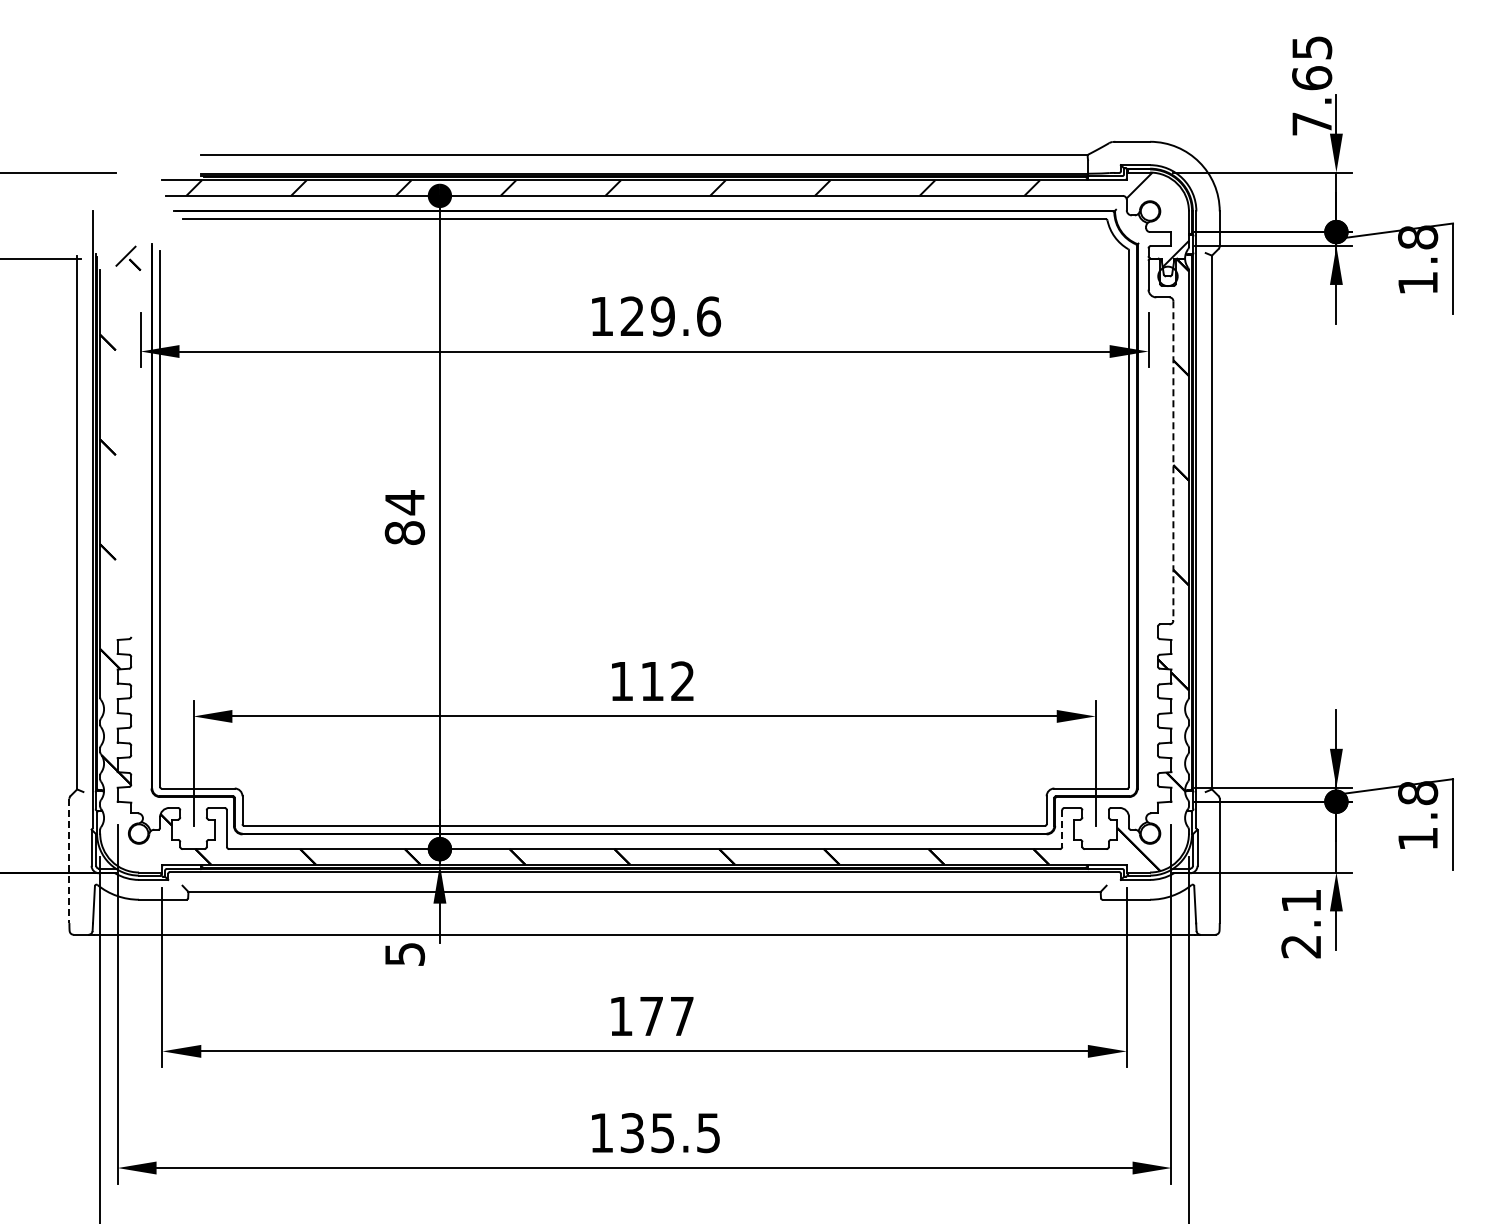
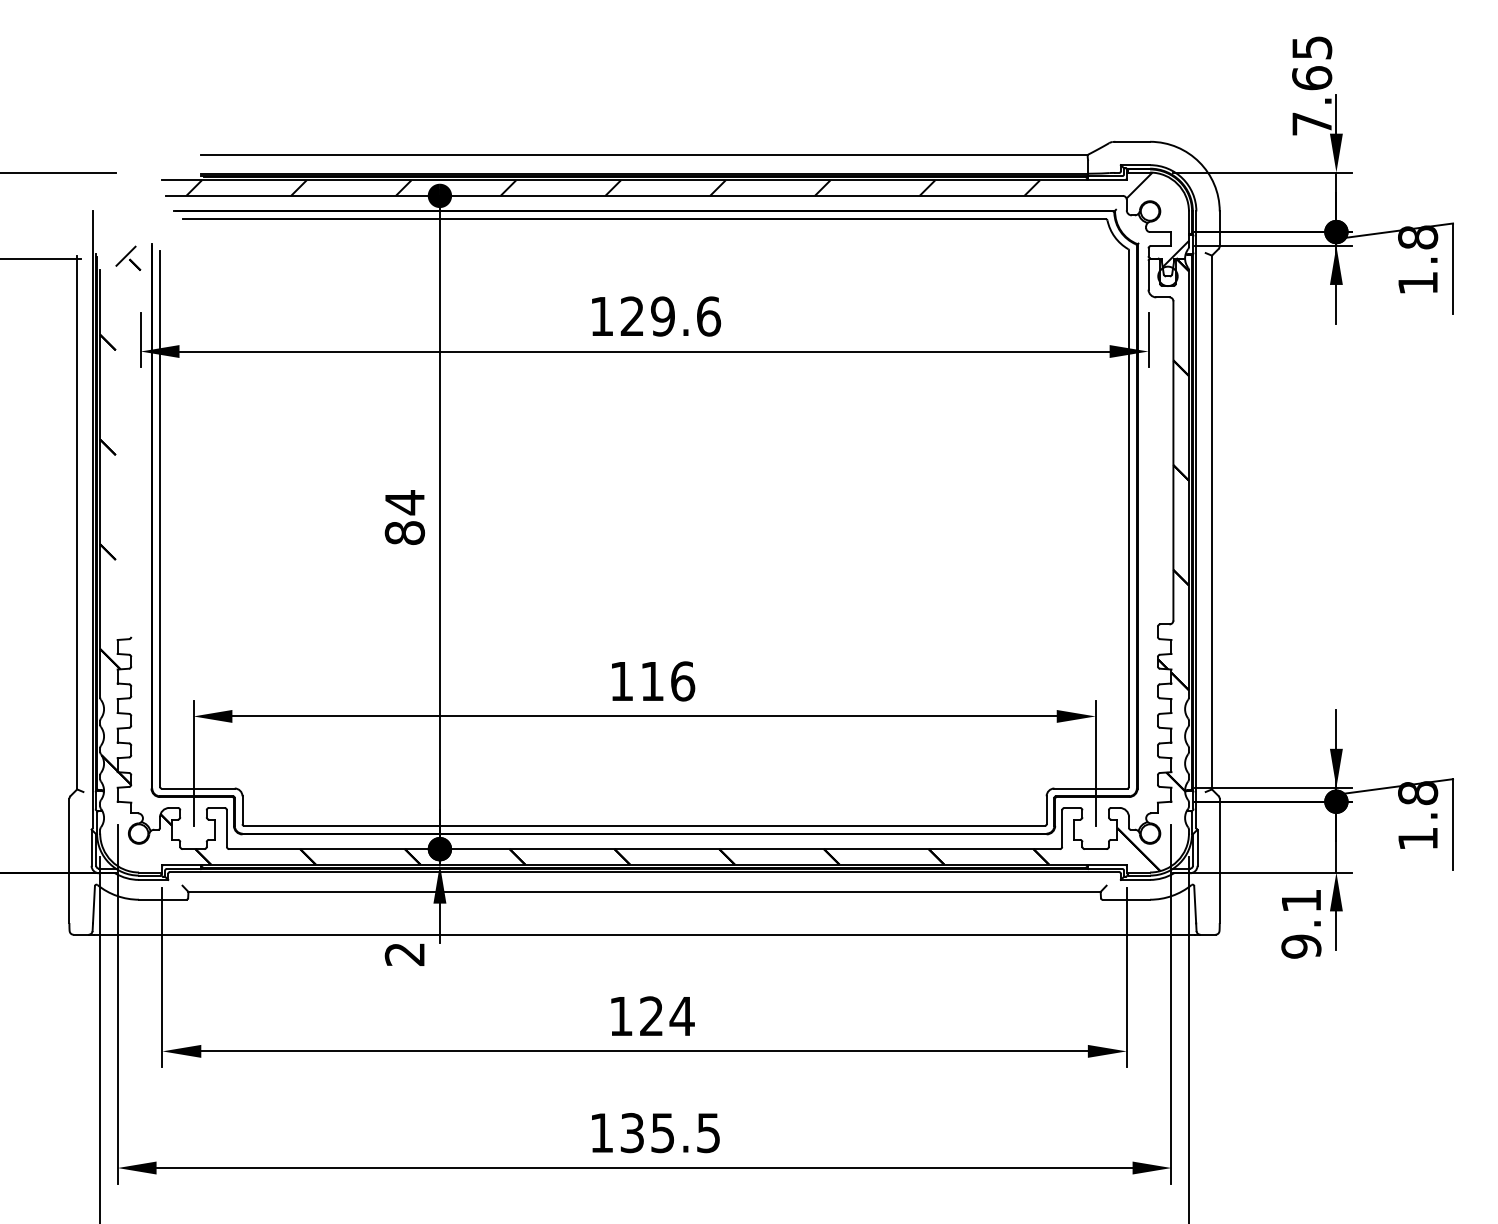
line: dashed -> solid (1173, 460)
text: 112 -> 116 (683, 681)
line: dashed -> solid (1062, 829)
line: dashed -> solid (69, 861)
text: 2.1 -> 9.1 (1301, 946)
text: 5 -> 2 (404, 954)
text: 177 -> 124 (667, 1015)
